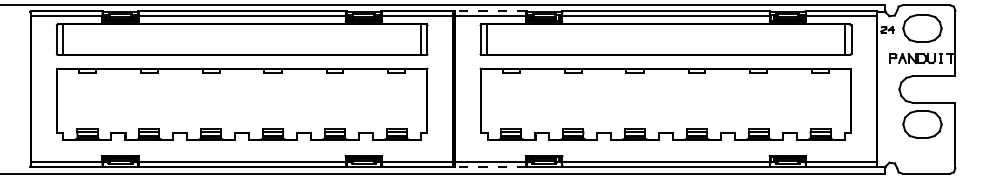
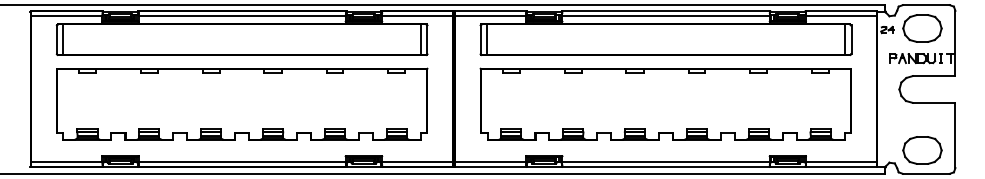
line: dashed -> solid (490, 11)
part position: (922, 124) -> (922, 150) (922, 150)
line: dashed -> solid (490, 166)
